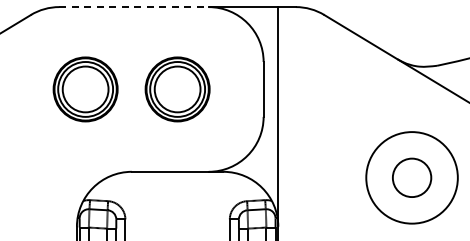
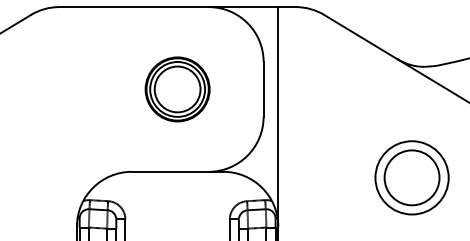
line: dashed -> solid (134, 7)
part: present -> none (85, 89)
circle diameter: 38 px -> 55 px (411, 177)
circle diameter: 92 px -> 73 px (411, 177)
